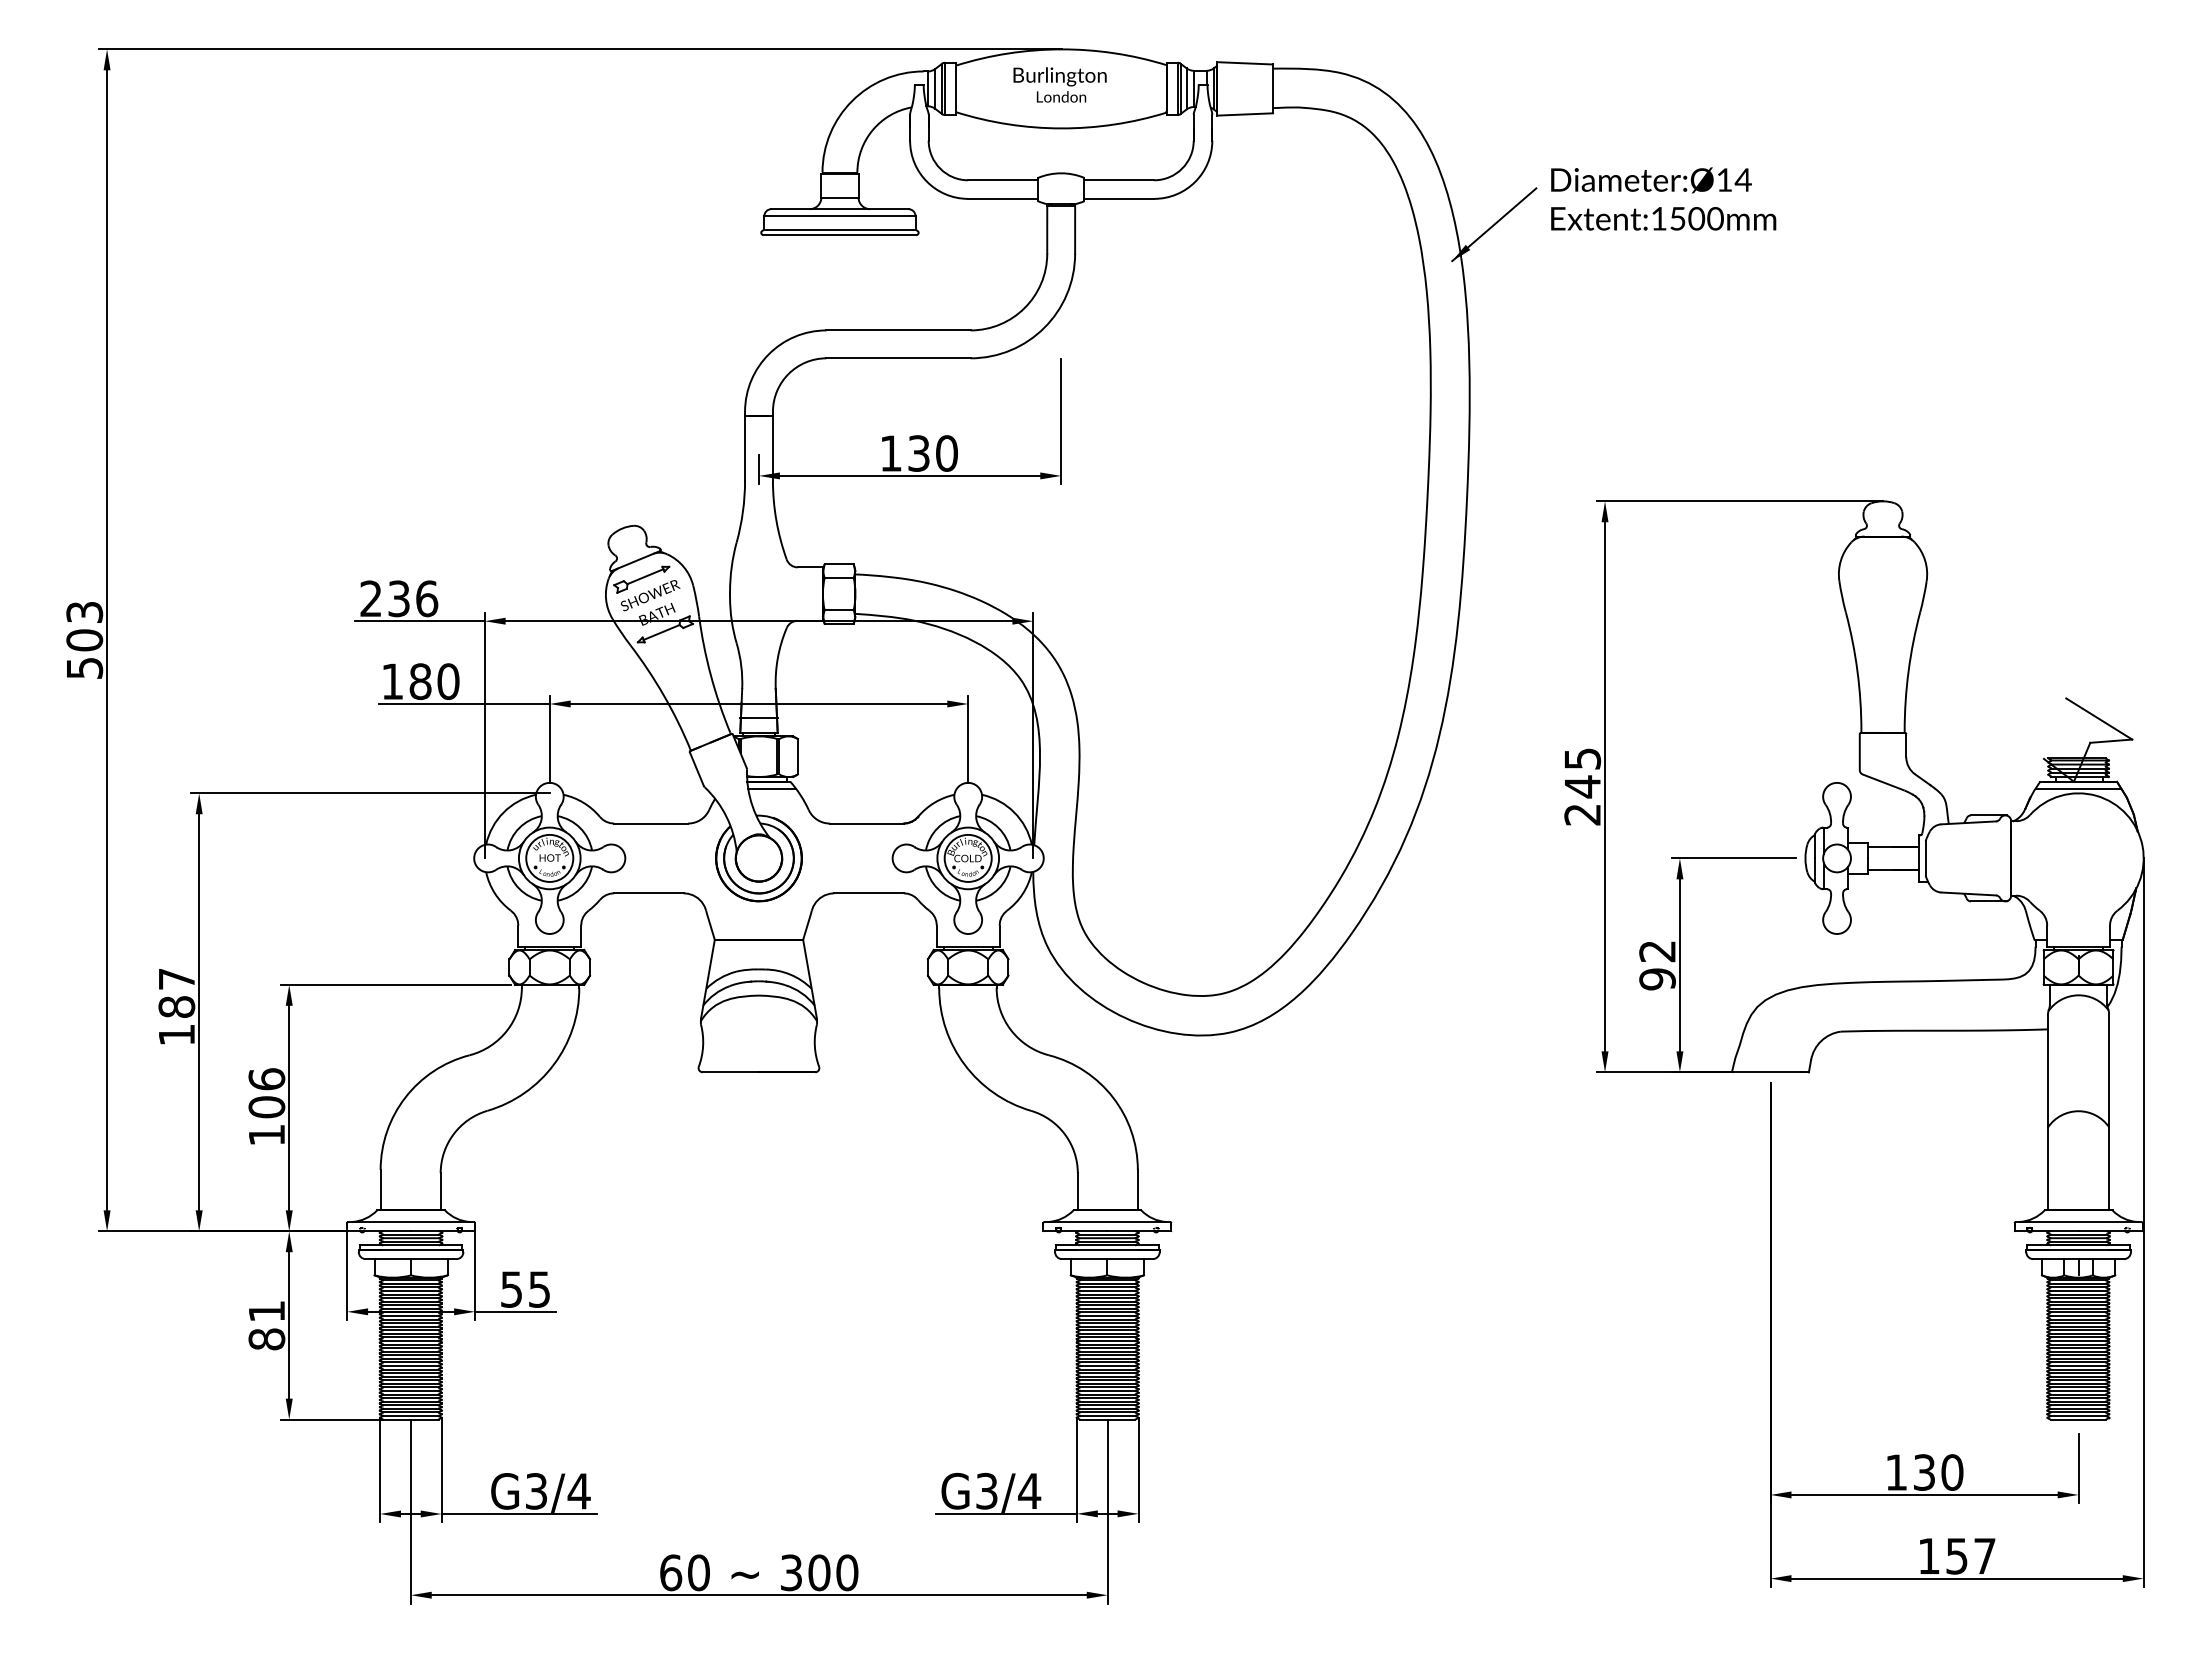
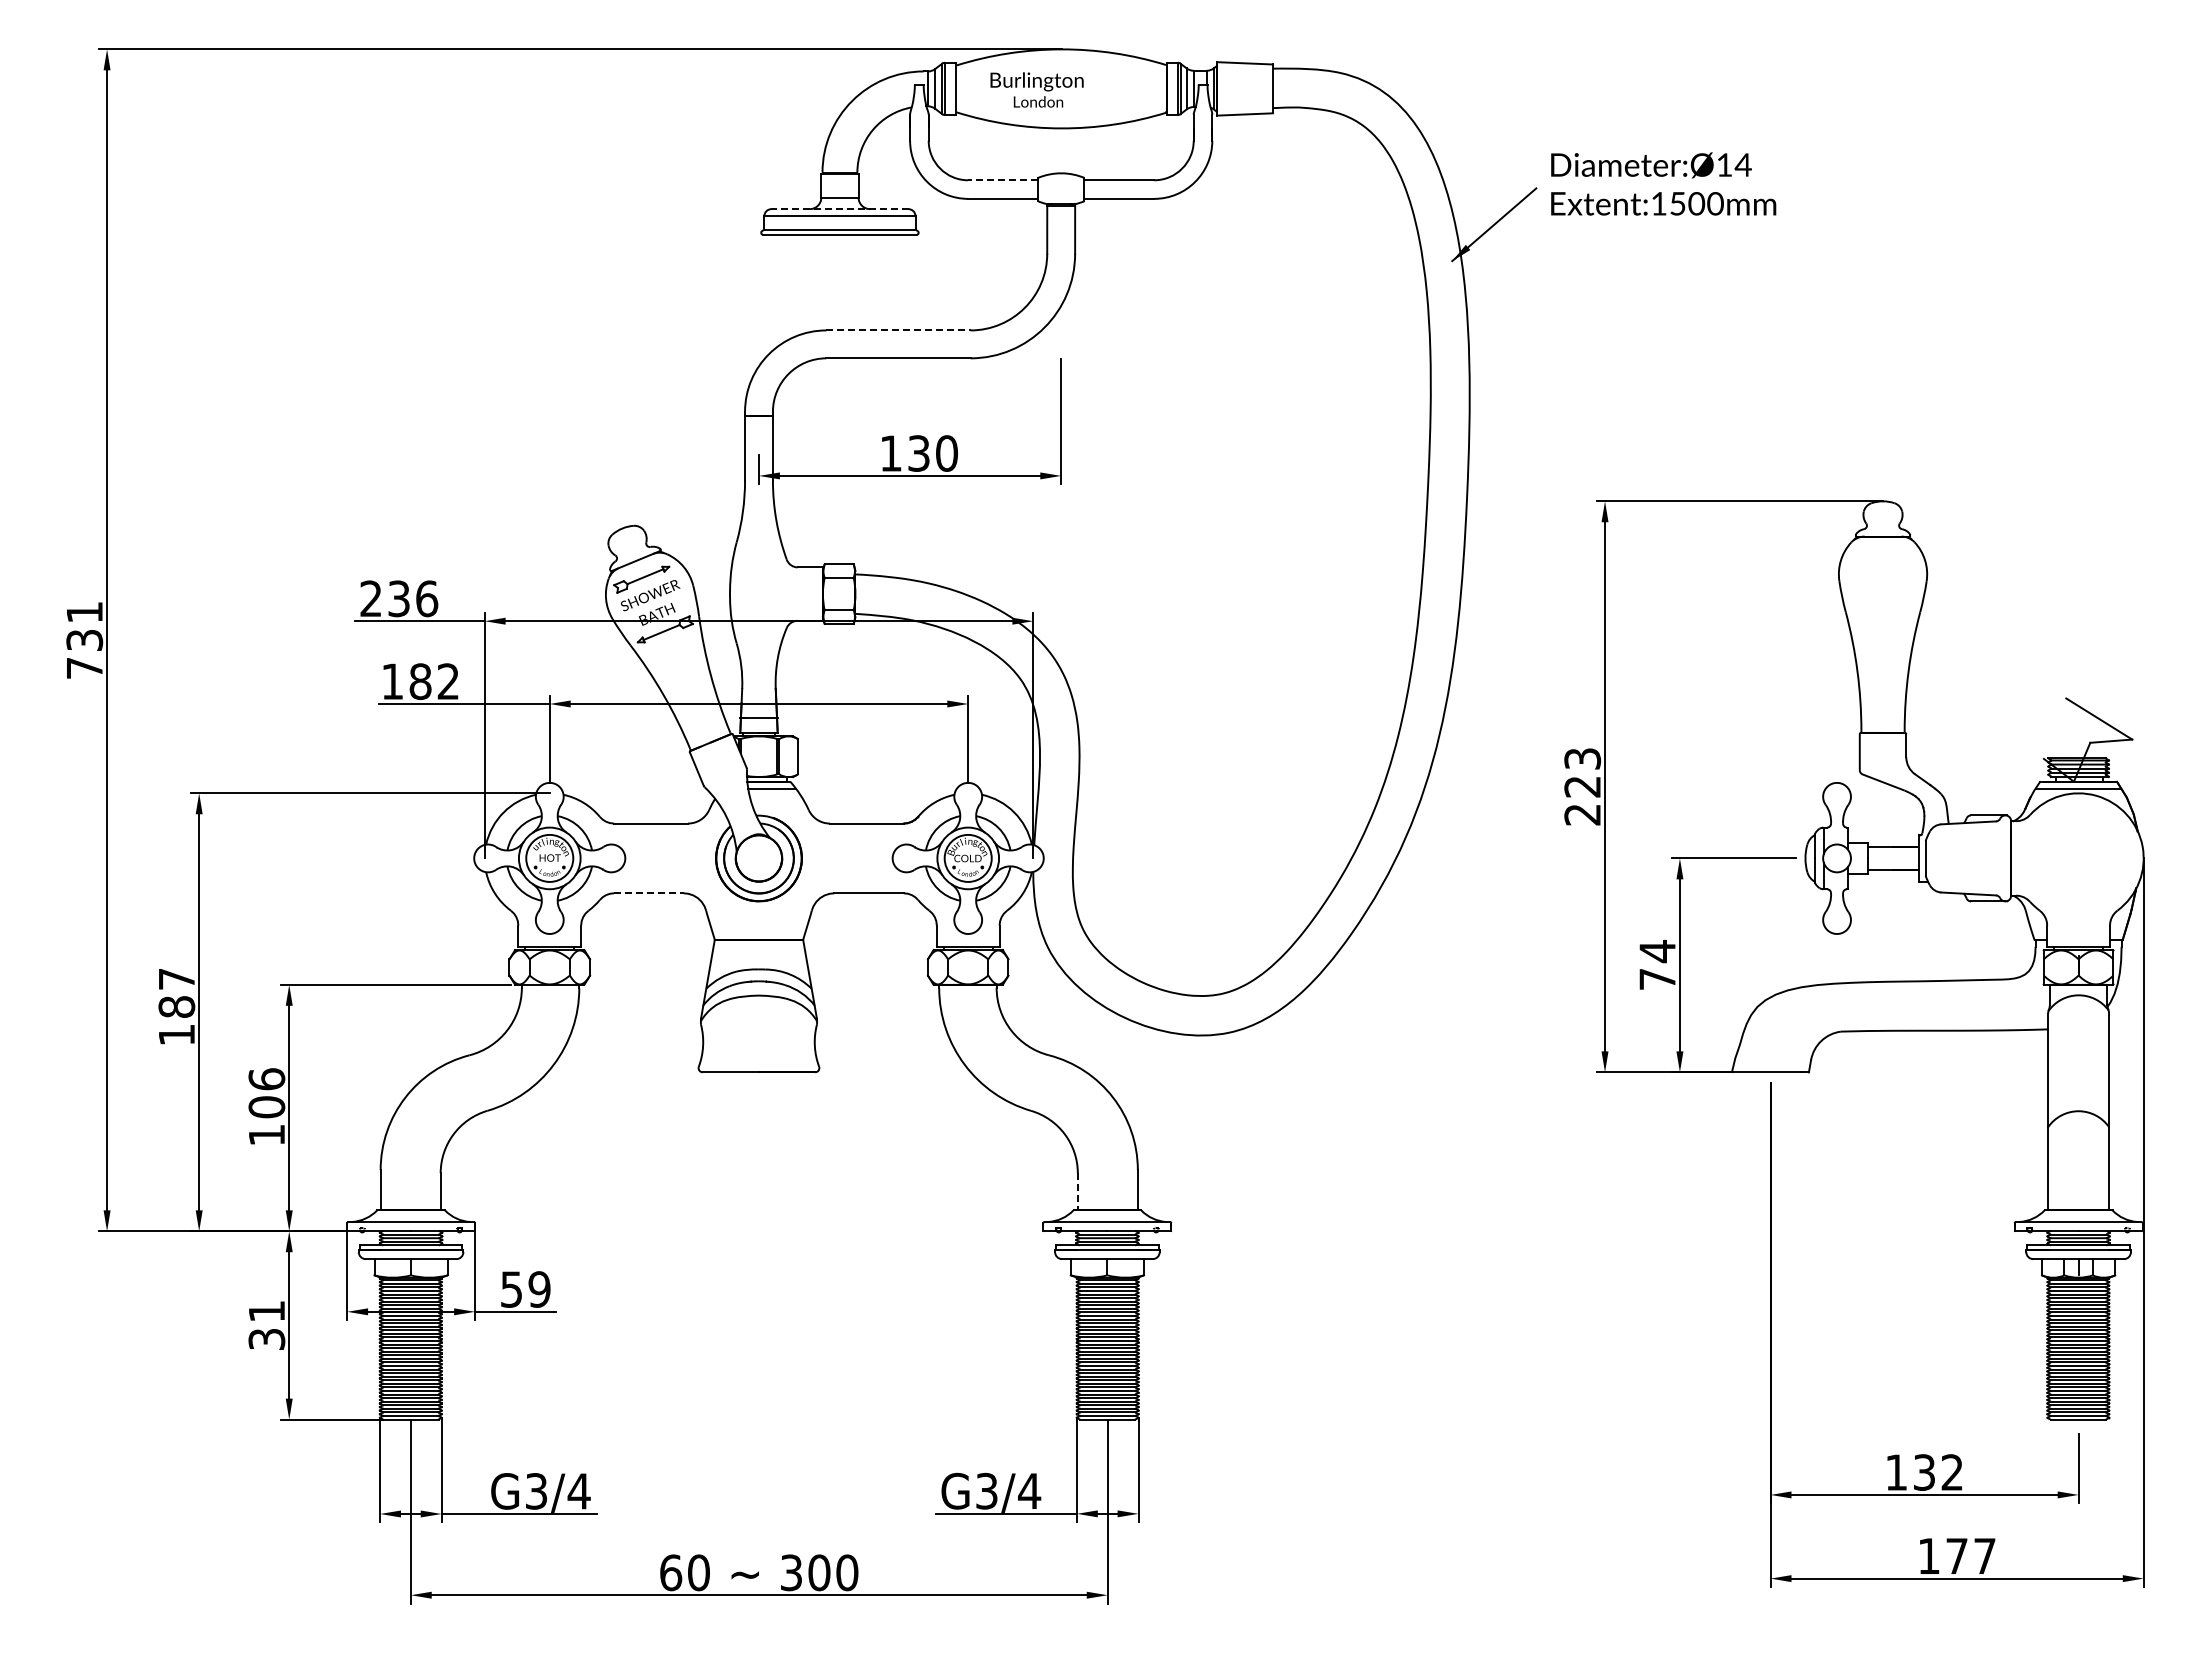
text position: (1059, 84) -> (1036, 89) (1036, 89)
line: solid -> dashed (1003, 180)
text position: (1663, 198) -> (1663, 183) (1663, 183)
line: solid -> dashed (839, 209)
line: solid -> dashed (898, 330)
text: 503 -> 731 (84, 640)
text: 180 -> 182 (448, 681)
text: 245 -> 223 (1582, 773)
line: solid -> dashed (648, 893)
text: 92 -> 74 (1657, 964)
line: solid -> dashed (1077, 1191)
text: 55 -> 59 (539, 1289)
text: 81 -> 31 (266, 1339)
text: 130 -> 132 (1952, 1472)
text: 157 -> 177 (1956, 1556)
